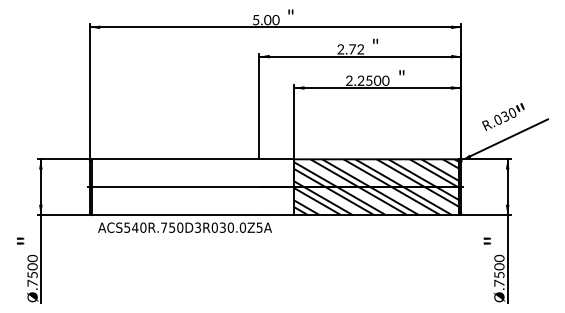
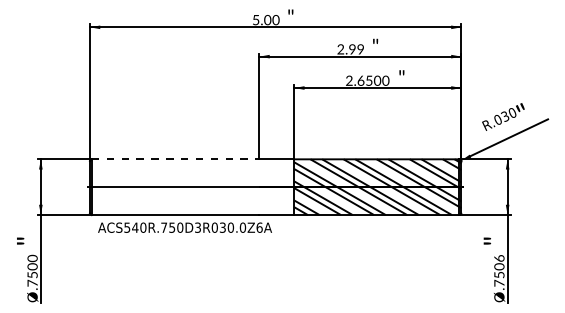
text: 2.72 -> 2.99 (356, 49)
text: 2.2500 -> 2.6500 (360, 80)
line: solid -> dashed (175, 159)
text: ACS540R.750D3R030.0Z5A -> ACS540R.750D3R030.0Z6A (259, 227)
text: .7500 -> .7506 (498, 258)
